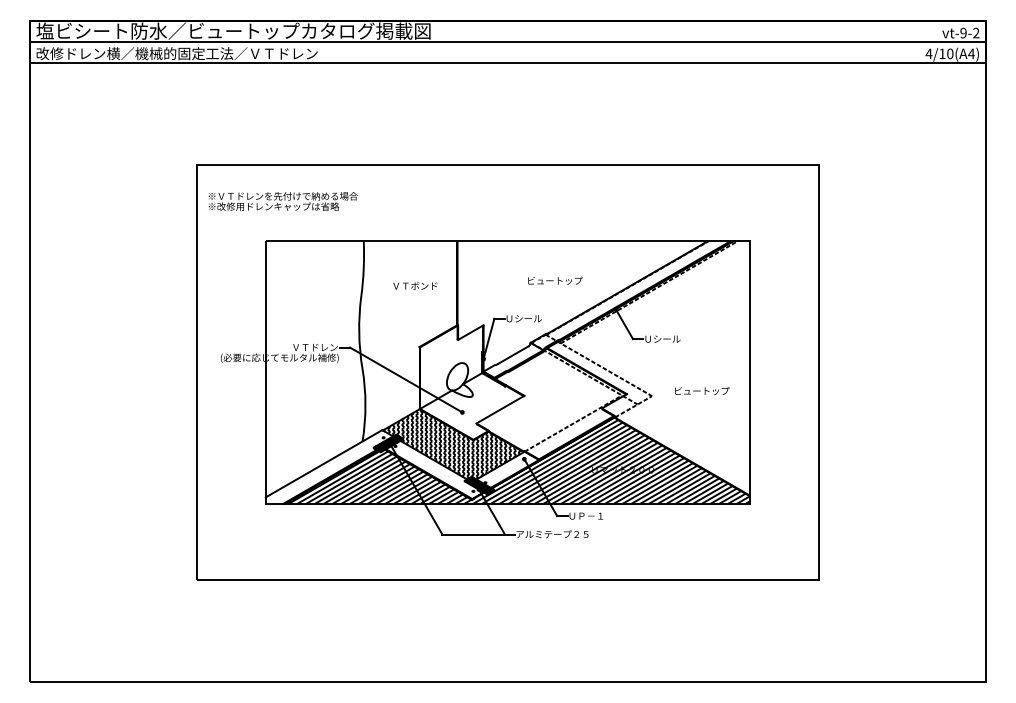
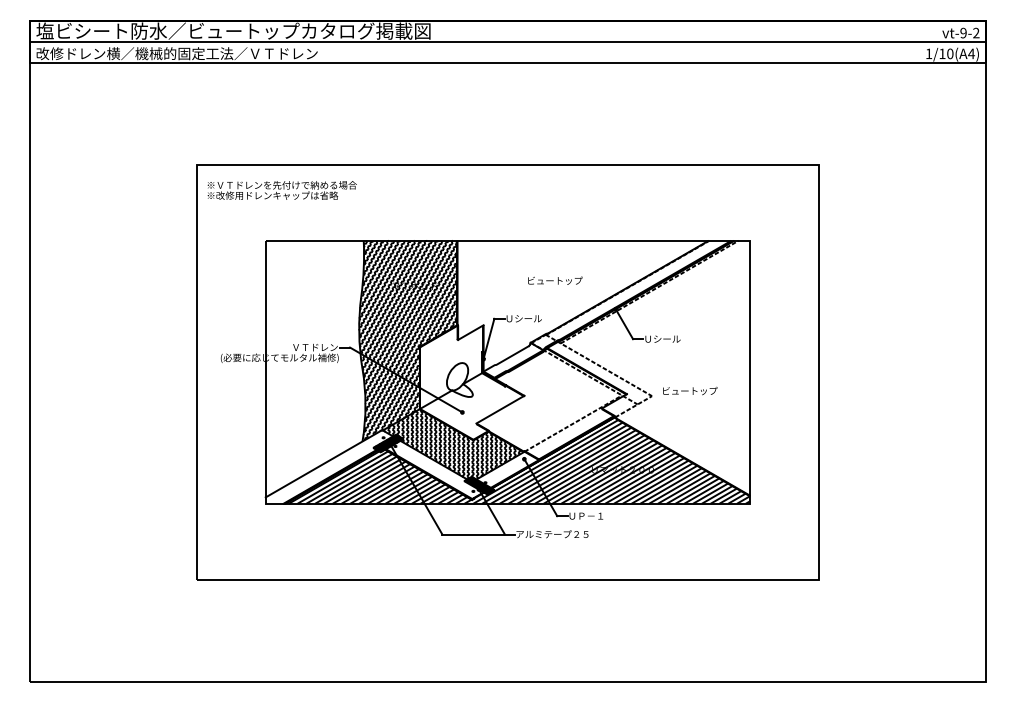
text: 4/10(A4) -> 1/10(A4) (928, 53)
text position: (282, 201) -> (281, 190) (281, 190)
hatch: none -> present (408, 340)
text position: (702, 390) -> (690, 390) (690, 390)
